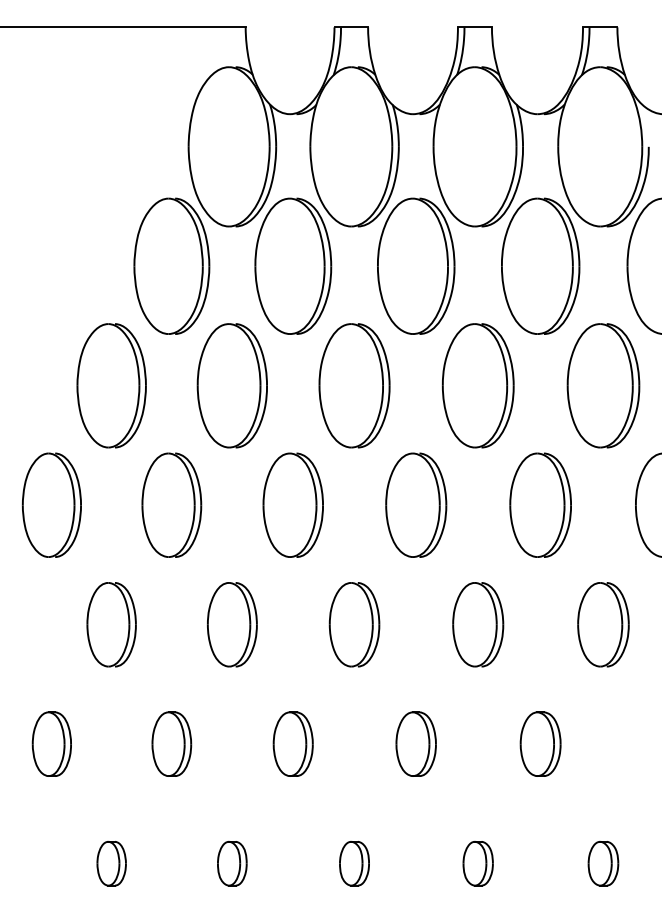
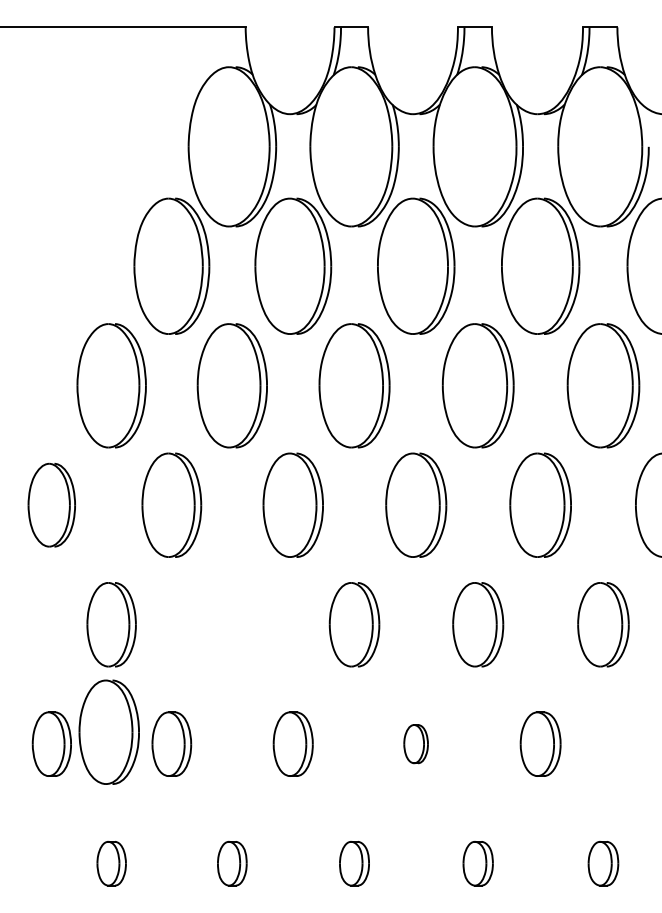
part size: 61x106 px -> 49x86 px (51, 504)
part: present -> none (232, 624)
part: none -> present (108, 731)
part size: 42x66 px -> 26x41 px (415, 744)
